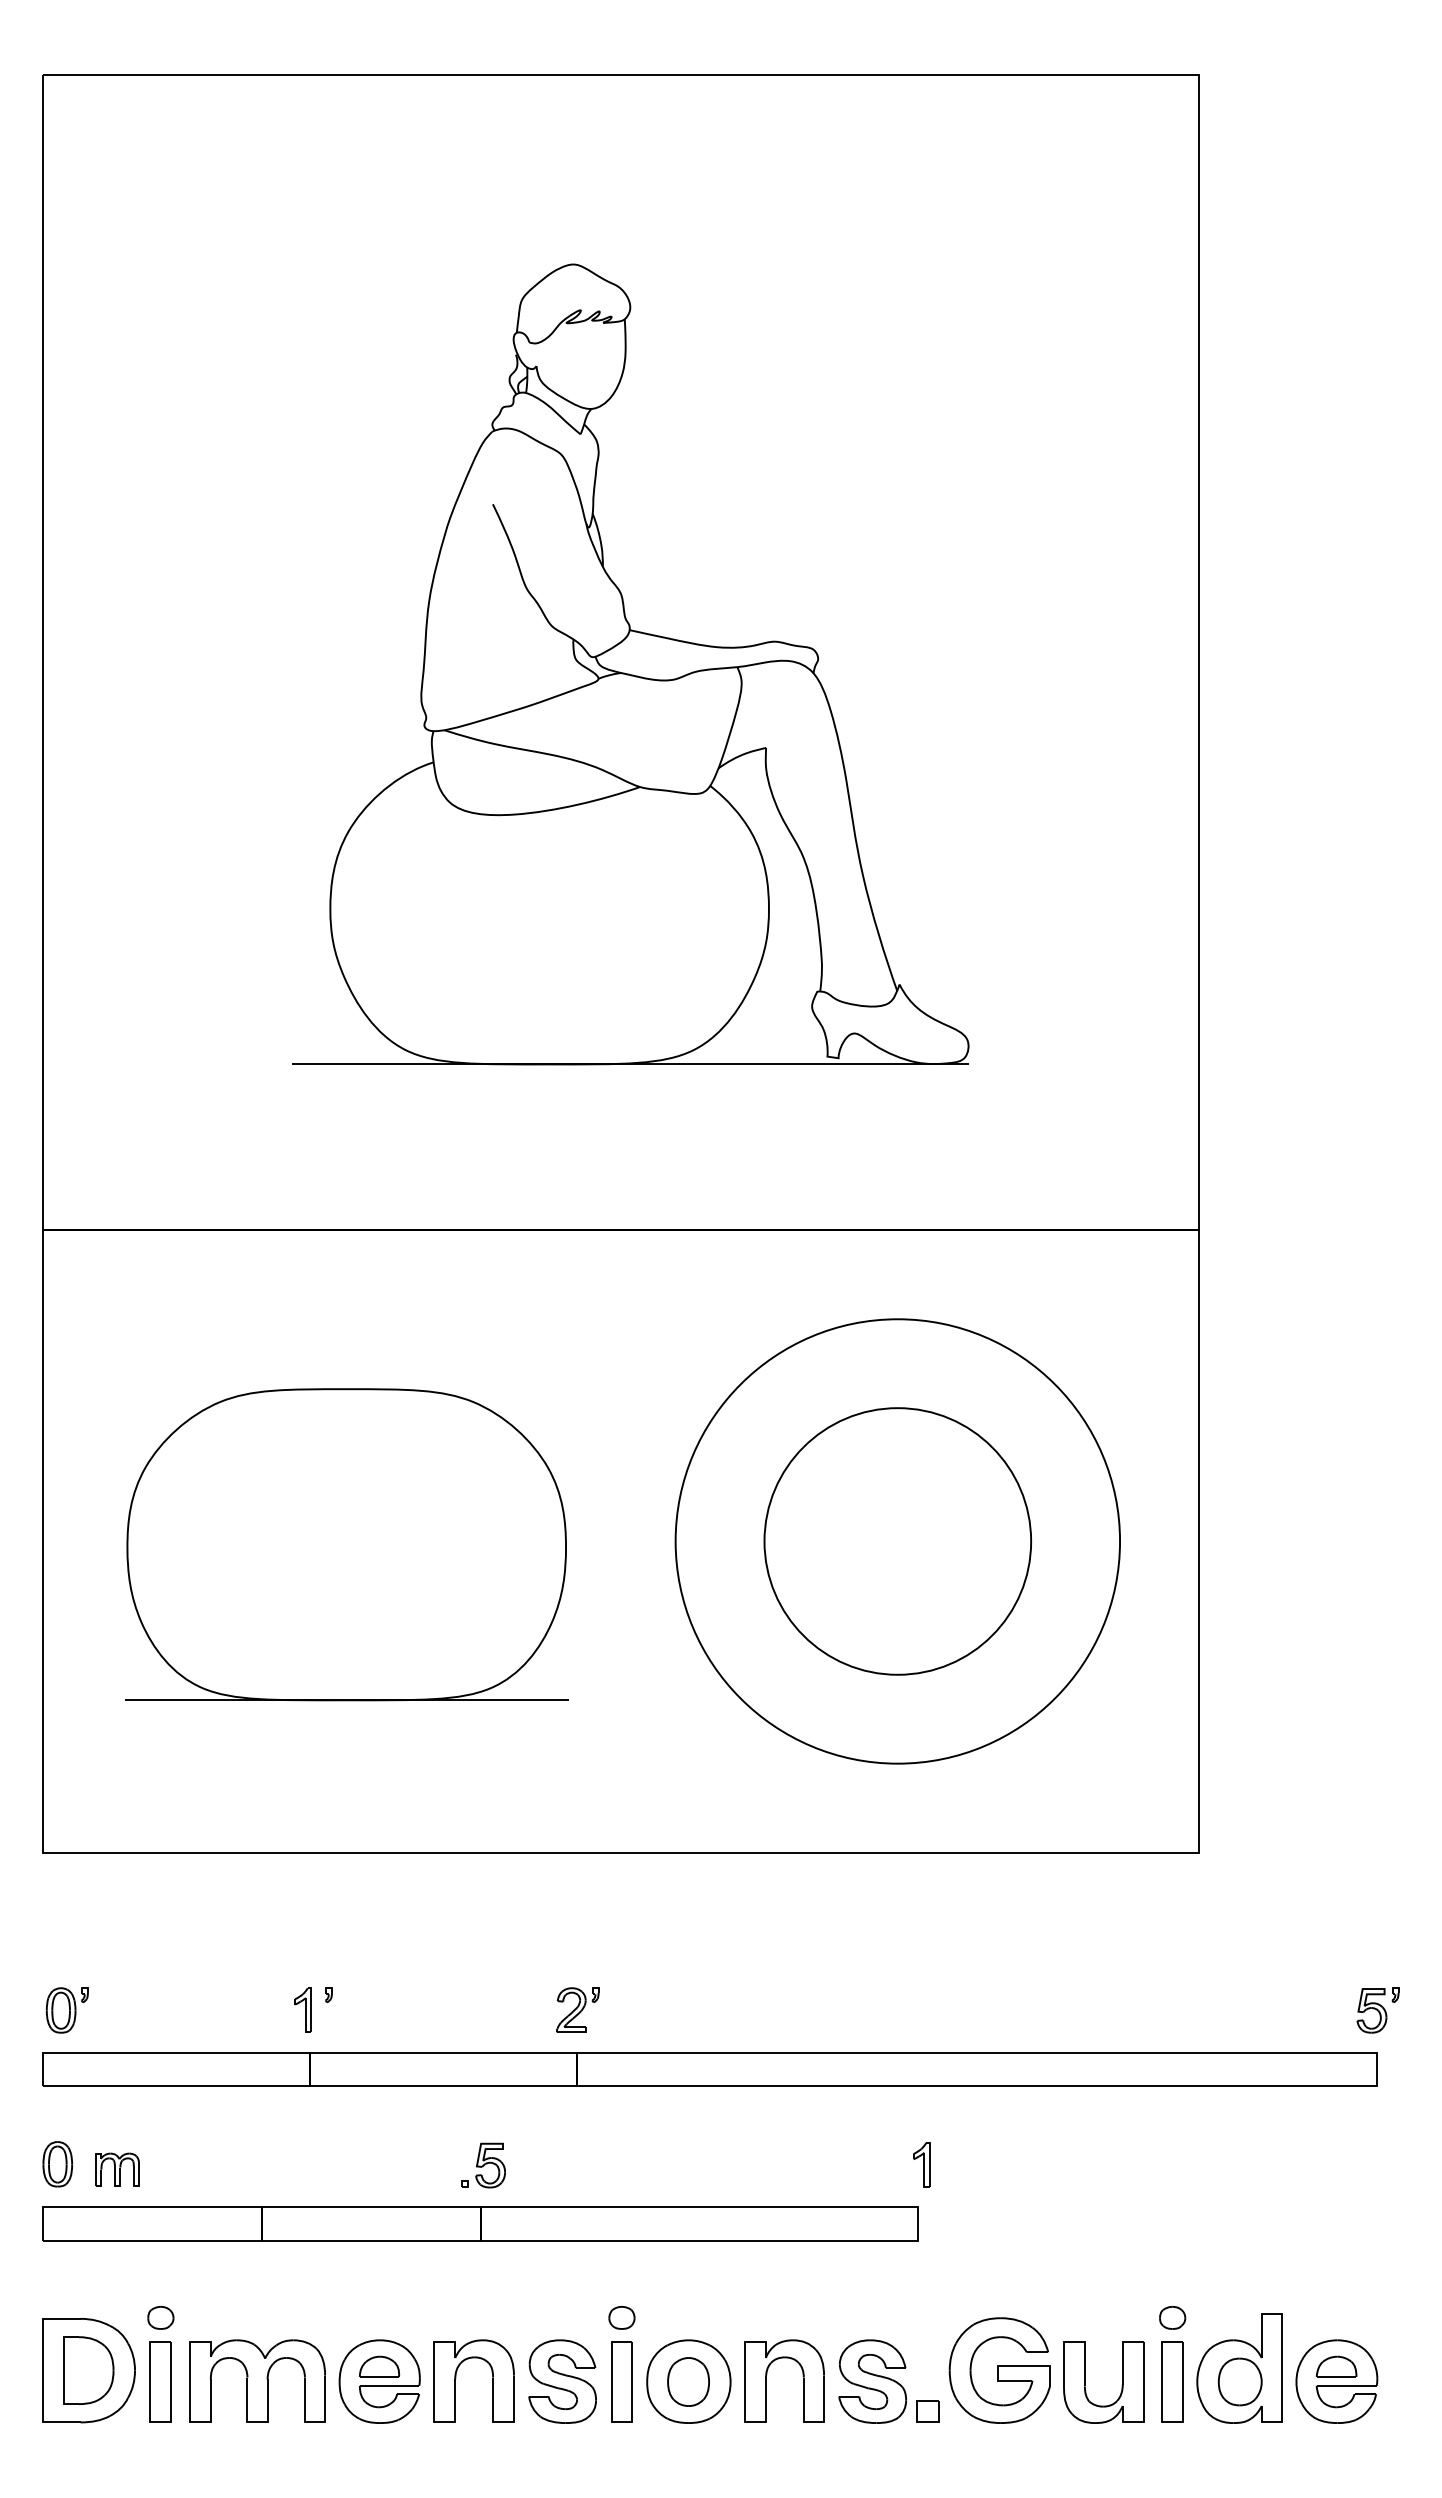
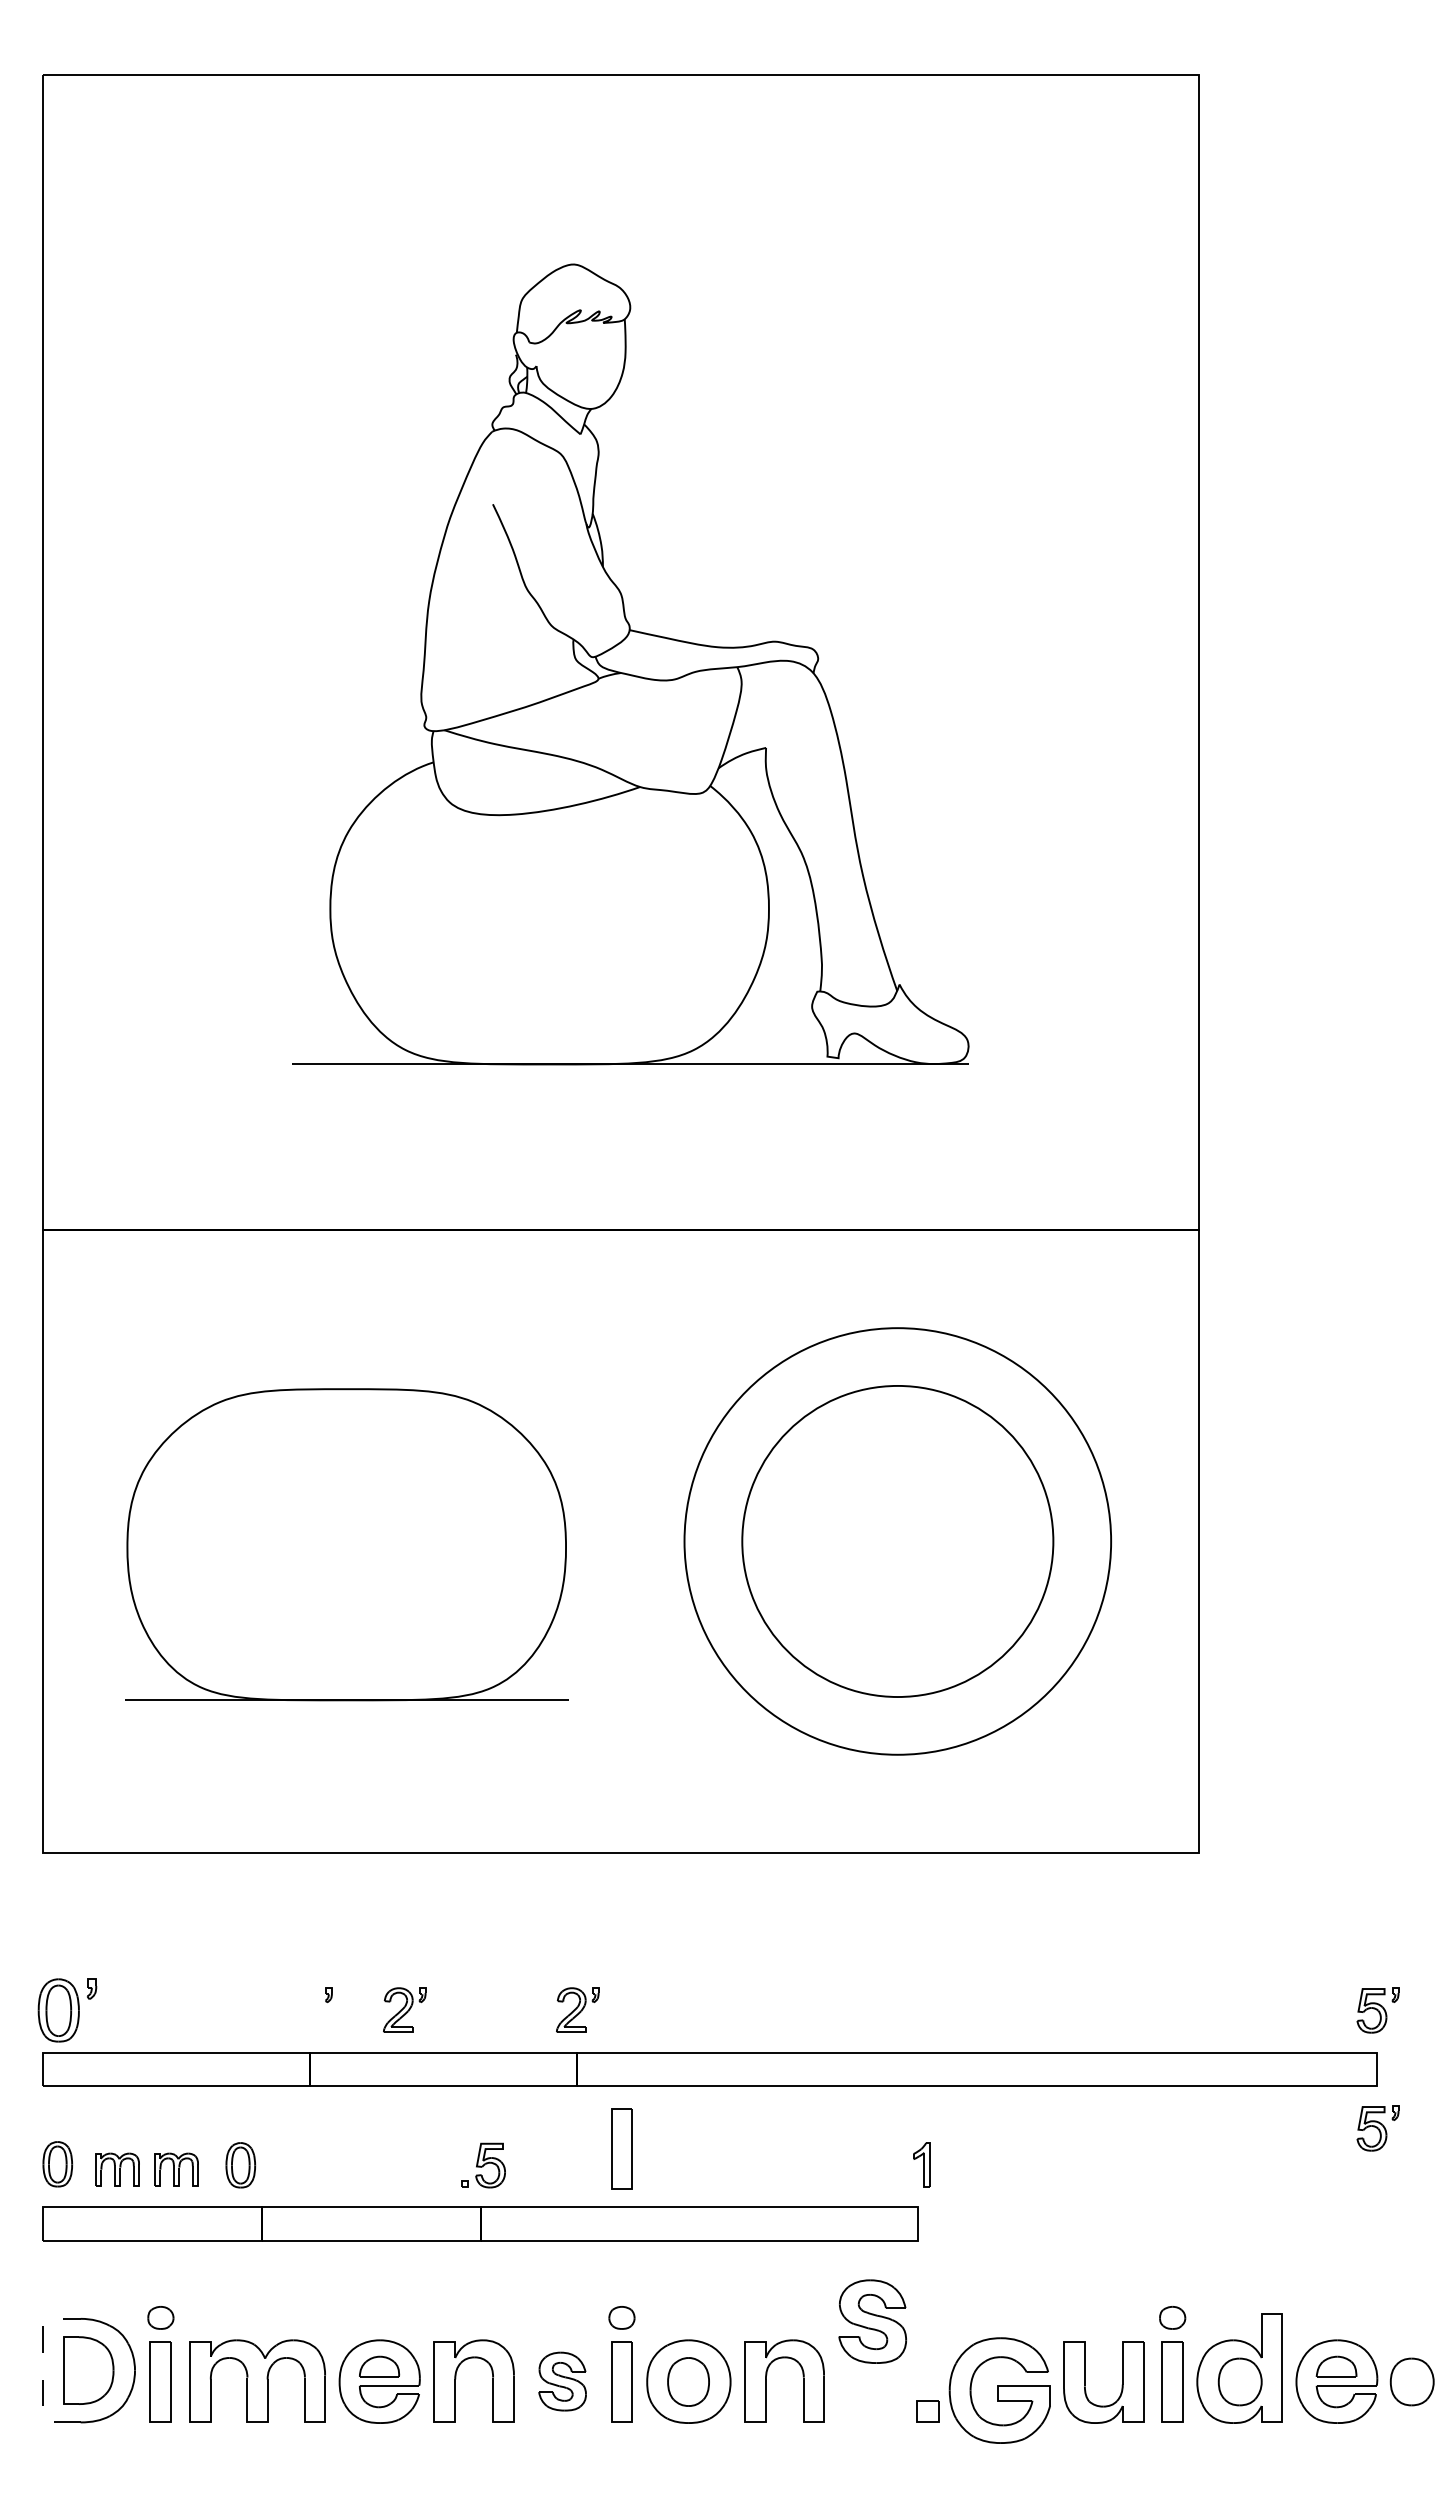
circle diameter: 267 px -> 427 px (897, 1541)
circle diameter: 444 px -> 311 px (897, 1541)
part: present -> none (302, 2009)
part: none -> present (404, 2009)
part size: 44x47 px -> 61x65 px (67, 2010)
part: none -> present (1377, 2128)
part: none -> present (621, 2148)
part: none -> present (240, 2165)
part: none -> present (176, 2169)
line: solid -> dashed (43, 2370)
part position: (999, 2370) -> (999, 2390) (999, 2390)
part size: 69x85 px -> 49x61 px (562, 2381)
part position: (872, 2381) -> (872, 2321) (872, 2321)
part: none -> present (1411, 2381)
